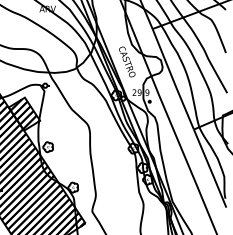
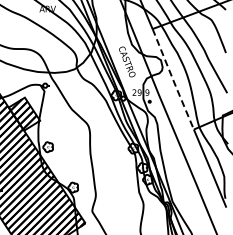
line: solid -> dashed (173, 79)
